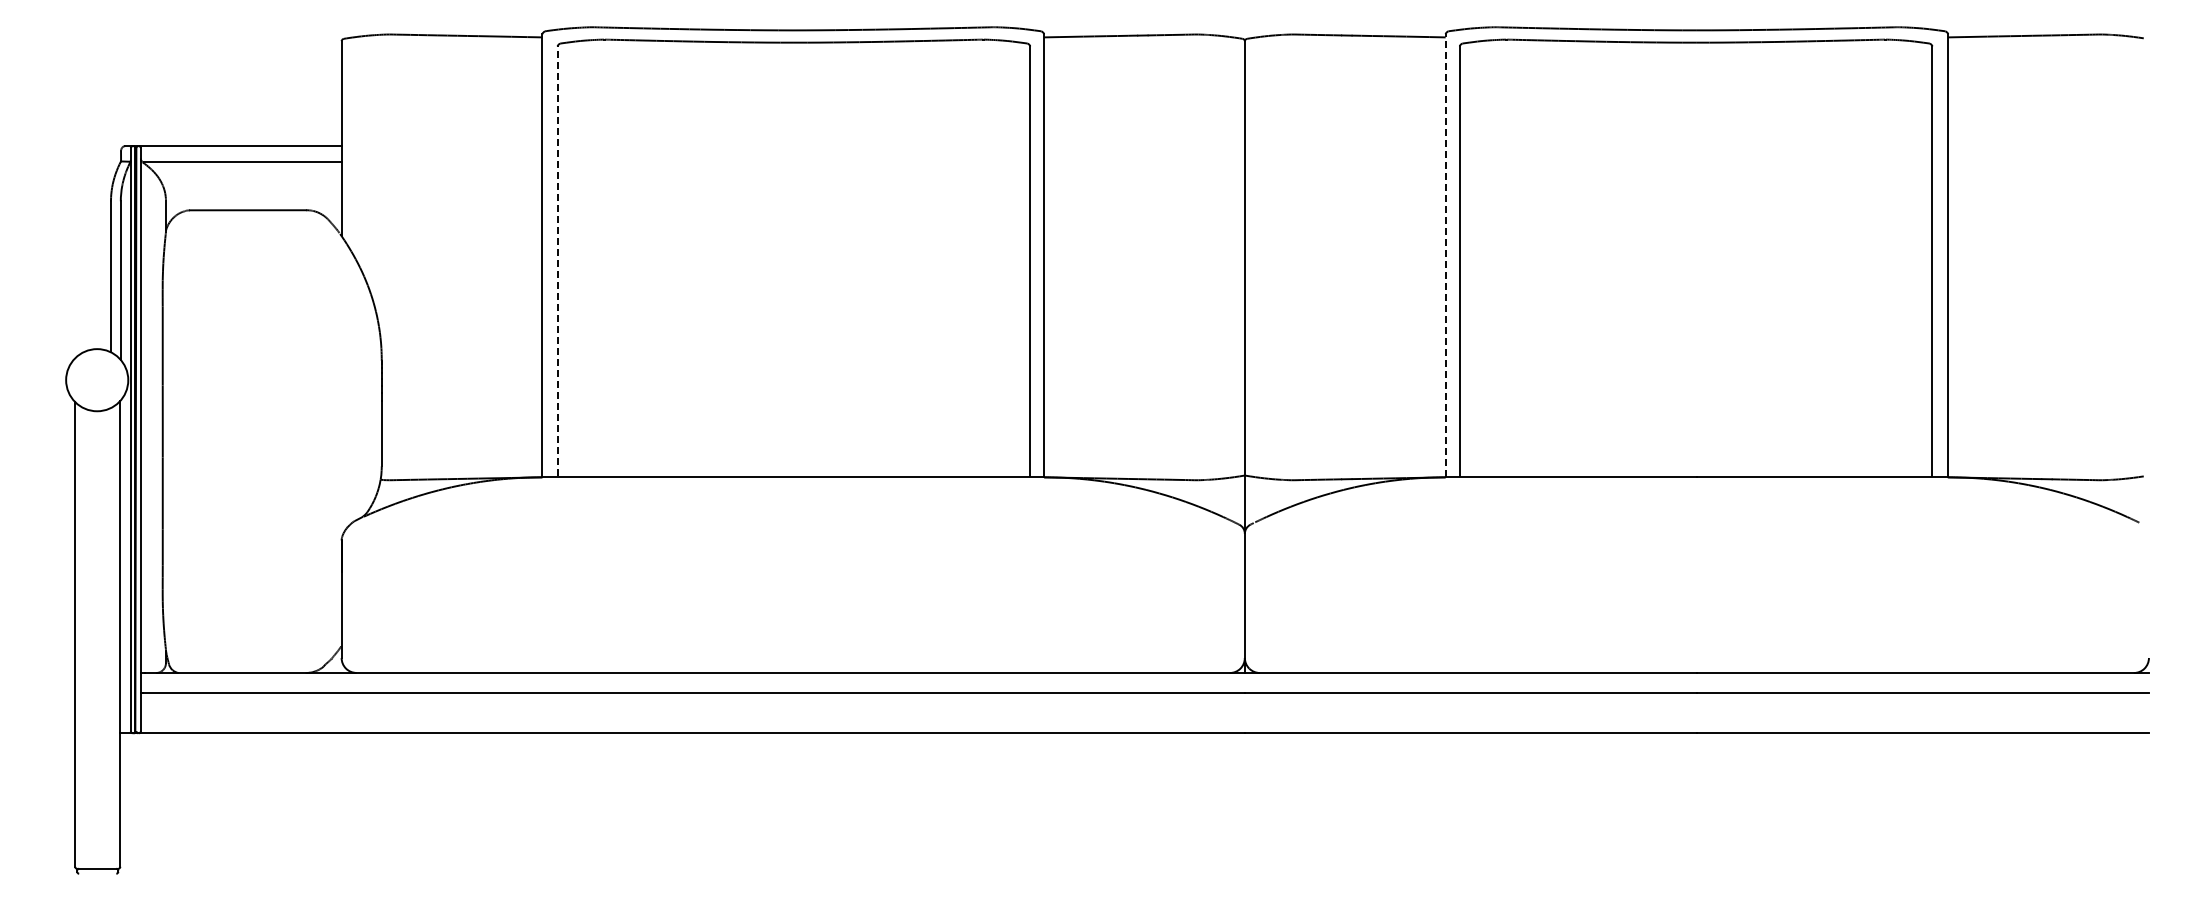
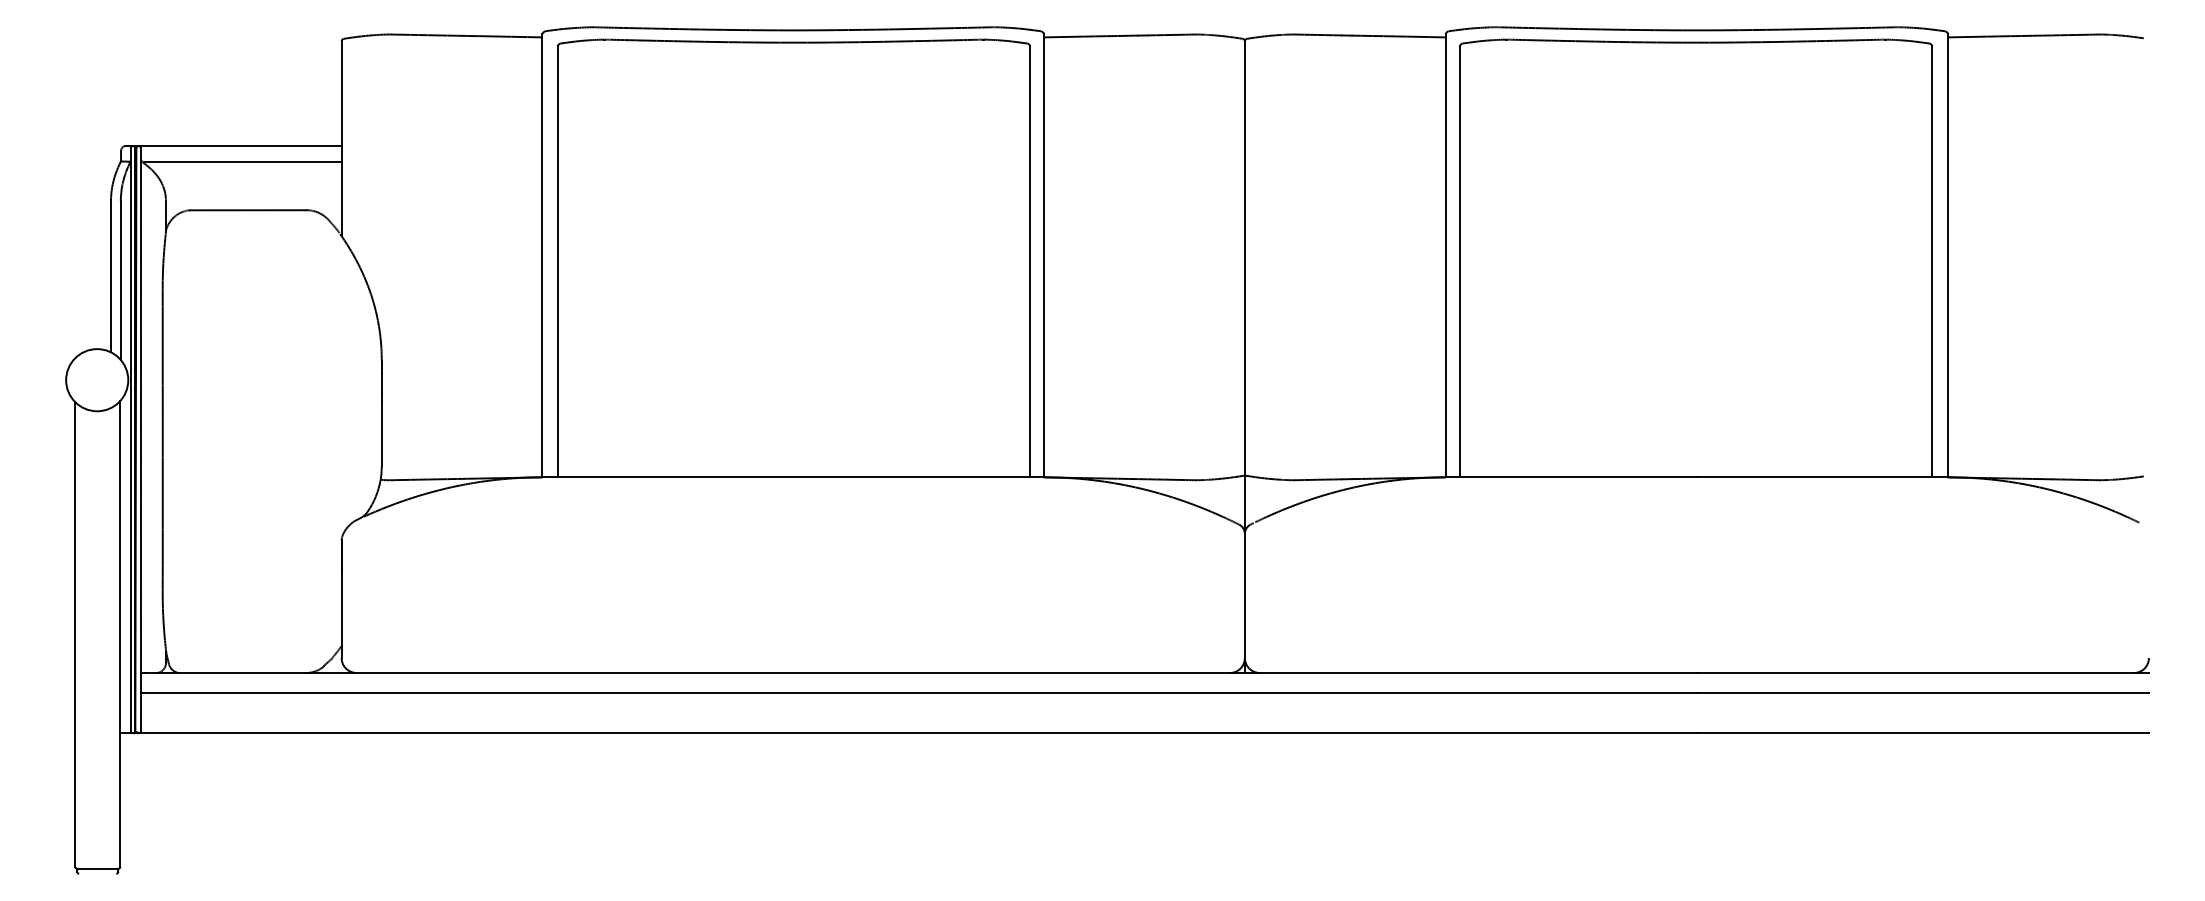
line: dashed -> solid (1445, 255)
line: dashed -> solid (557, 261)
